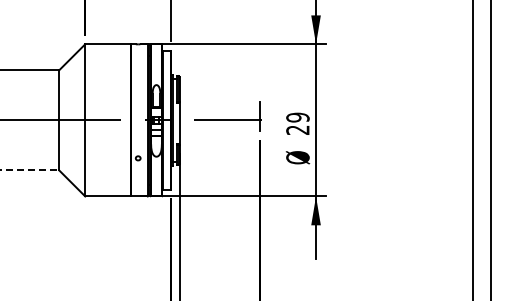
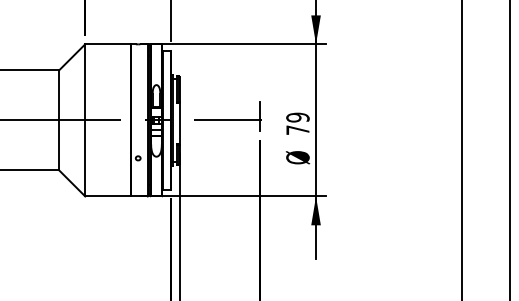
text: 29 -> 79 (297, 129)
line position: (472, 149) -> (509, 149) (509, 149)
line position: (490, 149) -> (461, 149) (461, 149)
line: dashed -> solid (30, 170)
